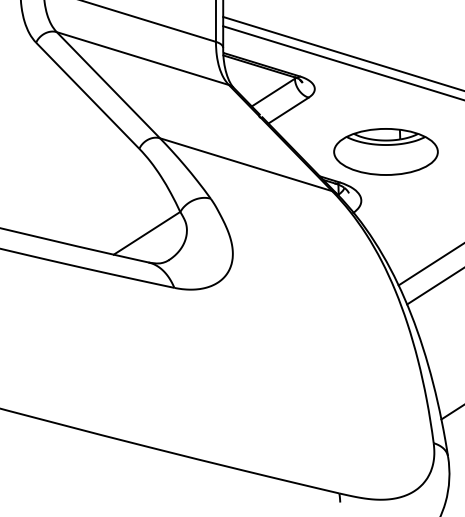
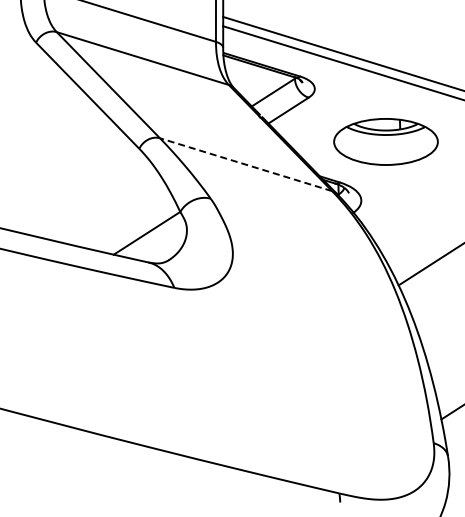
part position: (385, 151) -> (385, 141) (385, 141)
line: solid -> dashed (245, 164)
line: present -> none (434, 286)
